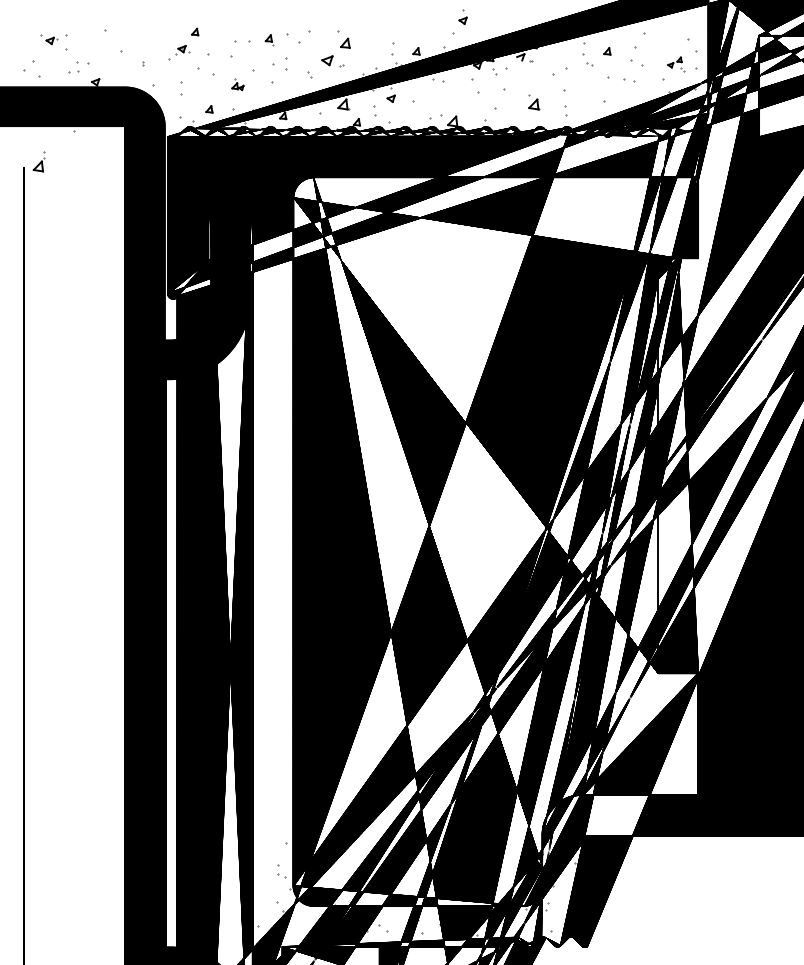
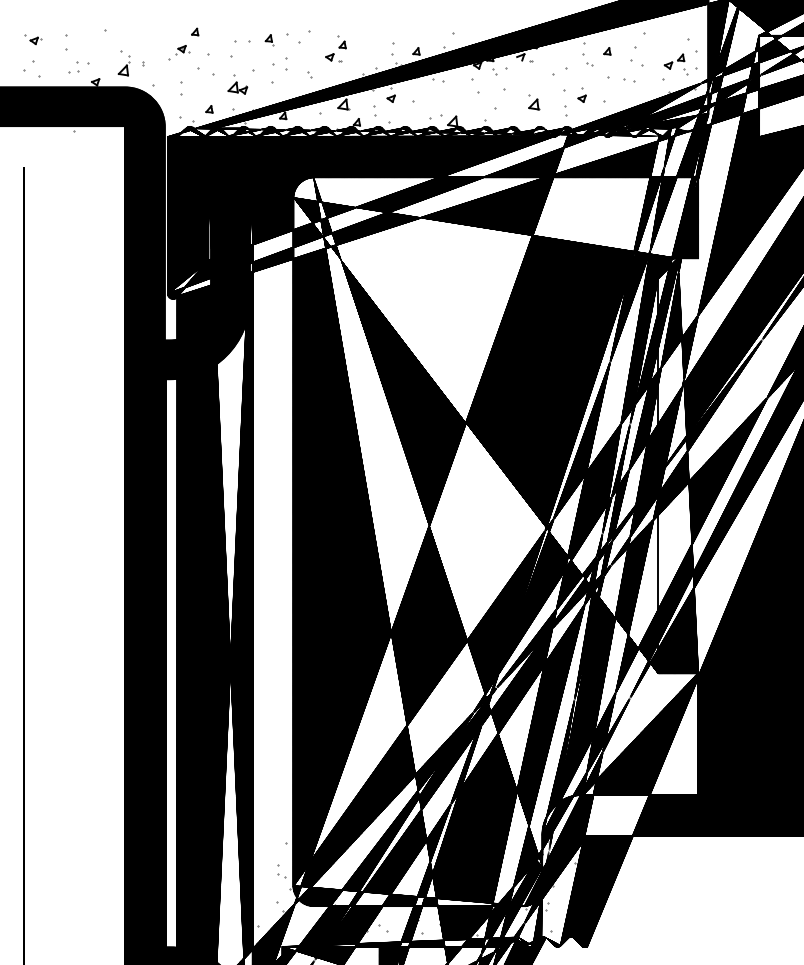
part position: (462, 16) -> (581, 94) (581, 94)
part position: (49, 39) -> (33, 39) (33, 39)
part size: 30x38 px -> 22x28 px (335, 48)
part size: 19x17 px -> 26x23 px (675, 64)
part size: 14x14 px -> 22x21 px (237, 84)
part position: (38, 161) -> (123, 65) (123, 65)
